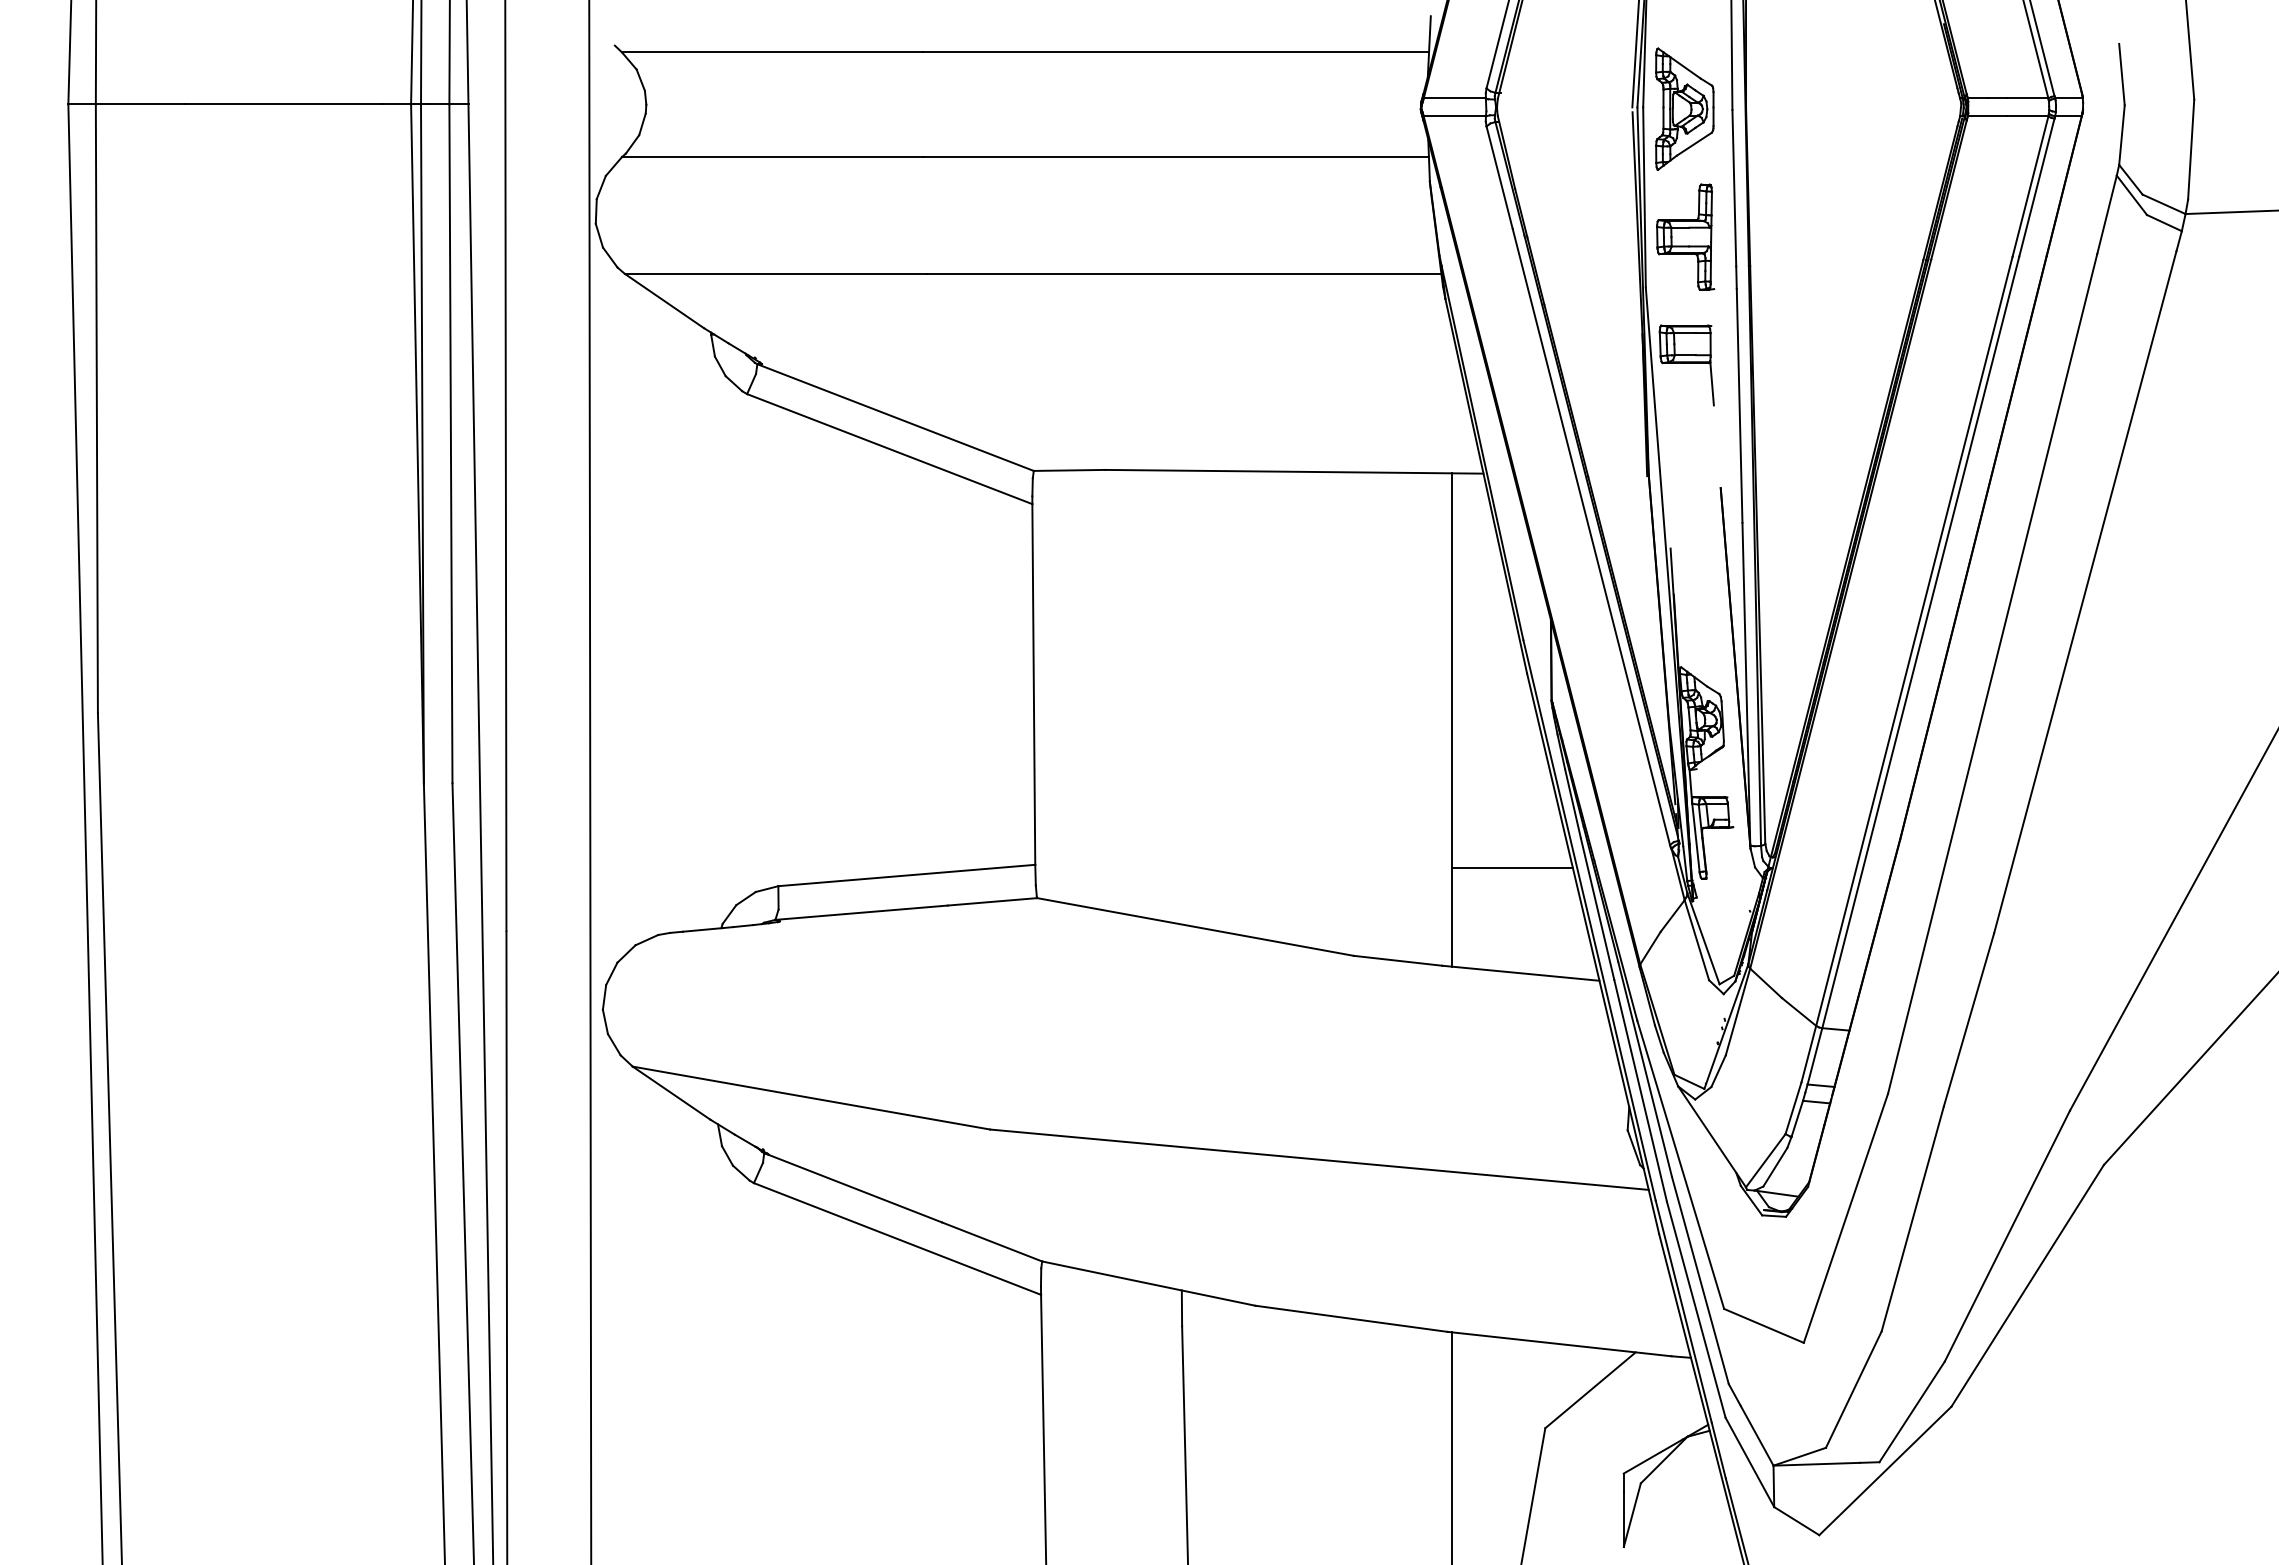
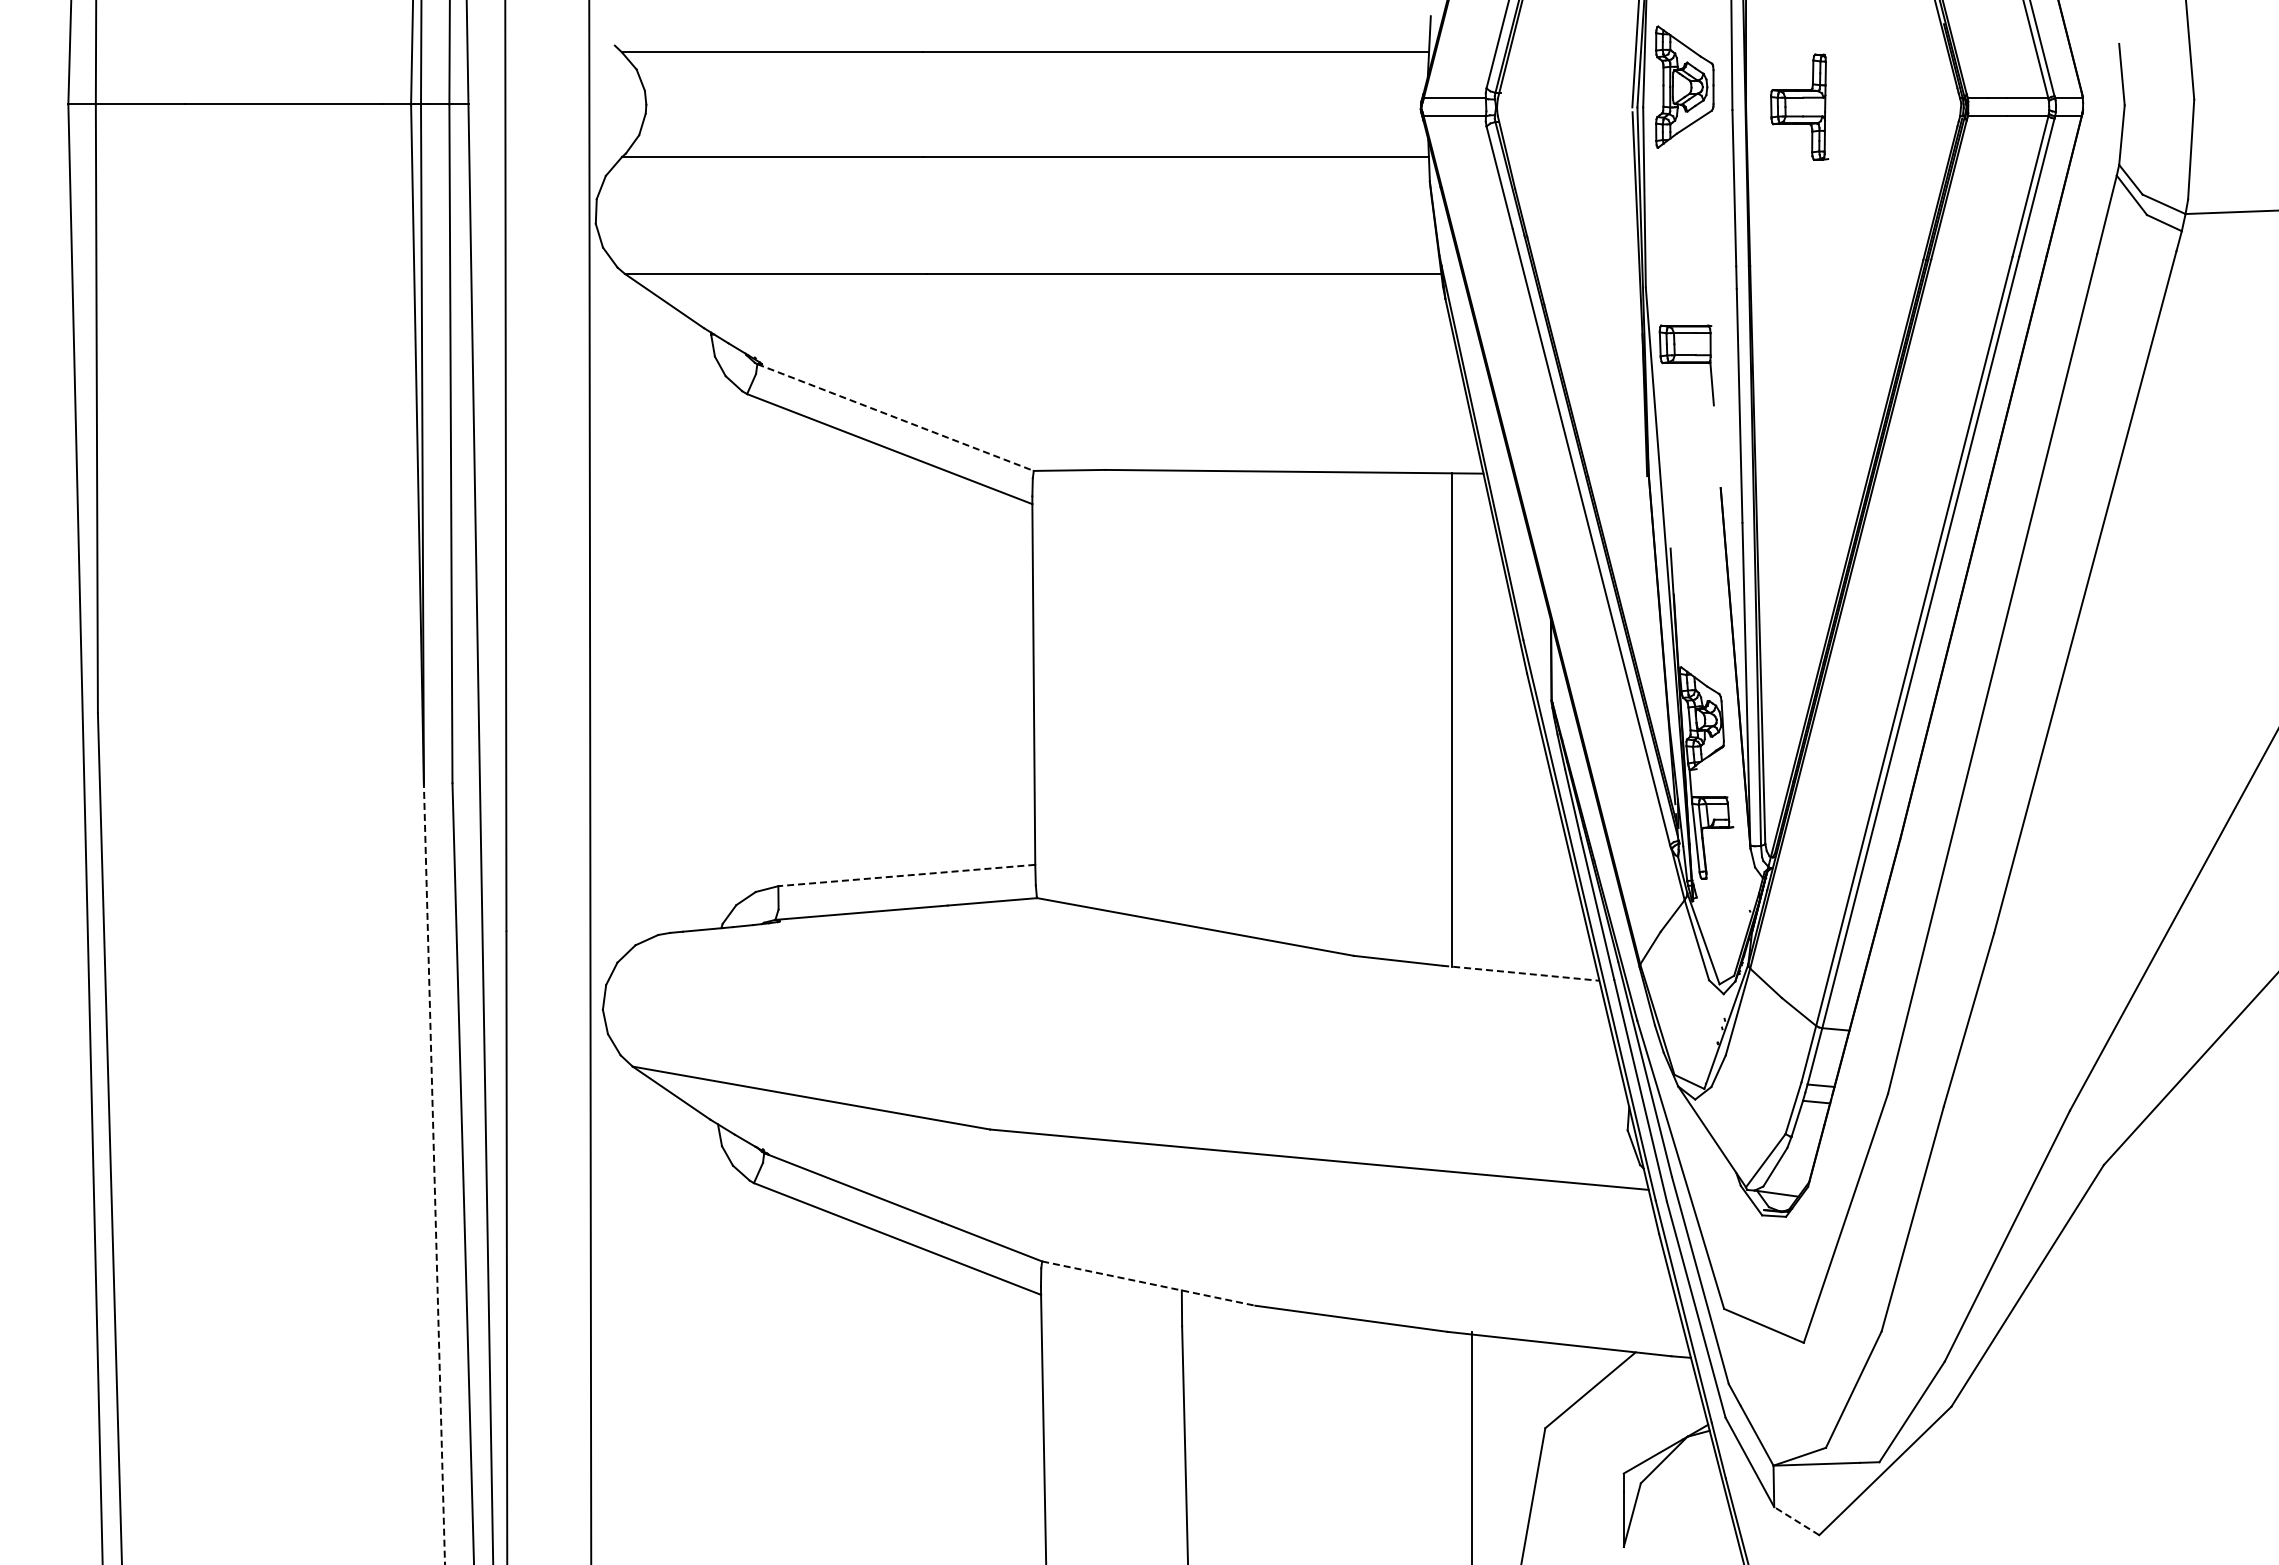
part position: (1684, 108) -> (1684, 86) (1684, 86)
part position: (1685, 236) -> (1799, 106) (1799, 106)
line: solid -> dashed (896, 417)
line: present -> none (1512, 868)
line: solid -> dashed (906, 875)
line: solid -> dashed (1520, 973)
line: solid -> dashed (434, 1173)
line: solid -> dashed (1148, 1283)
line position: (1452, 1446) -> (1472, 1446) (1472, 1446)
line: solid -> dashed (1796, 1521)
